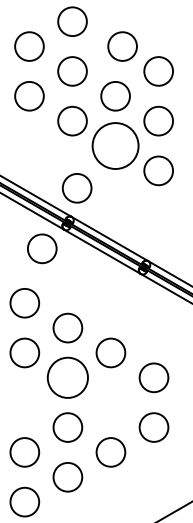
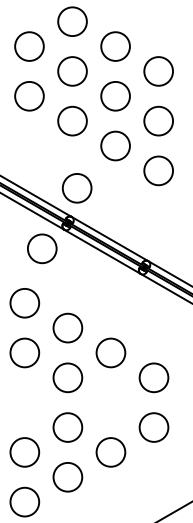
circle position: (122, 46) -> (115, 46) (115, 46)
circle diameter: 46 px -> 29 px (115, 145)
circle diameter: 40 px -> 29 px (67, 377)
